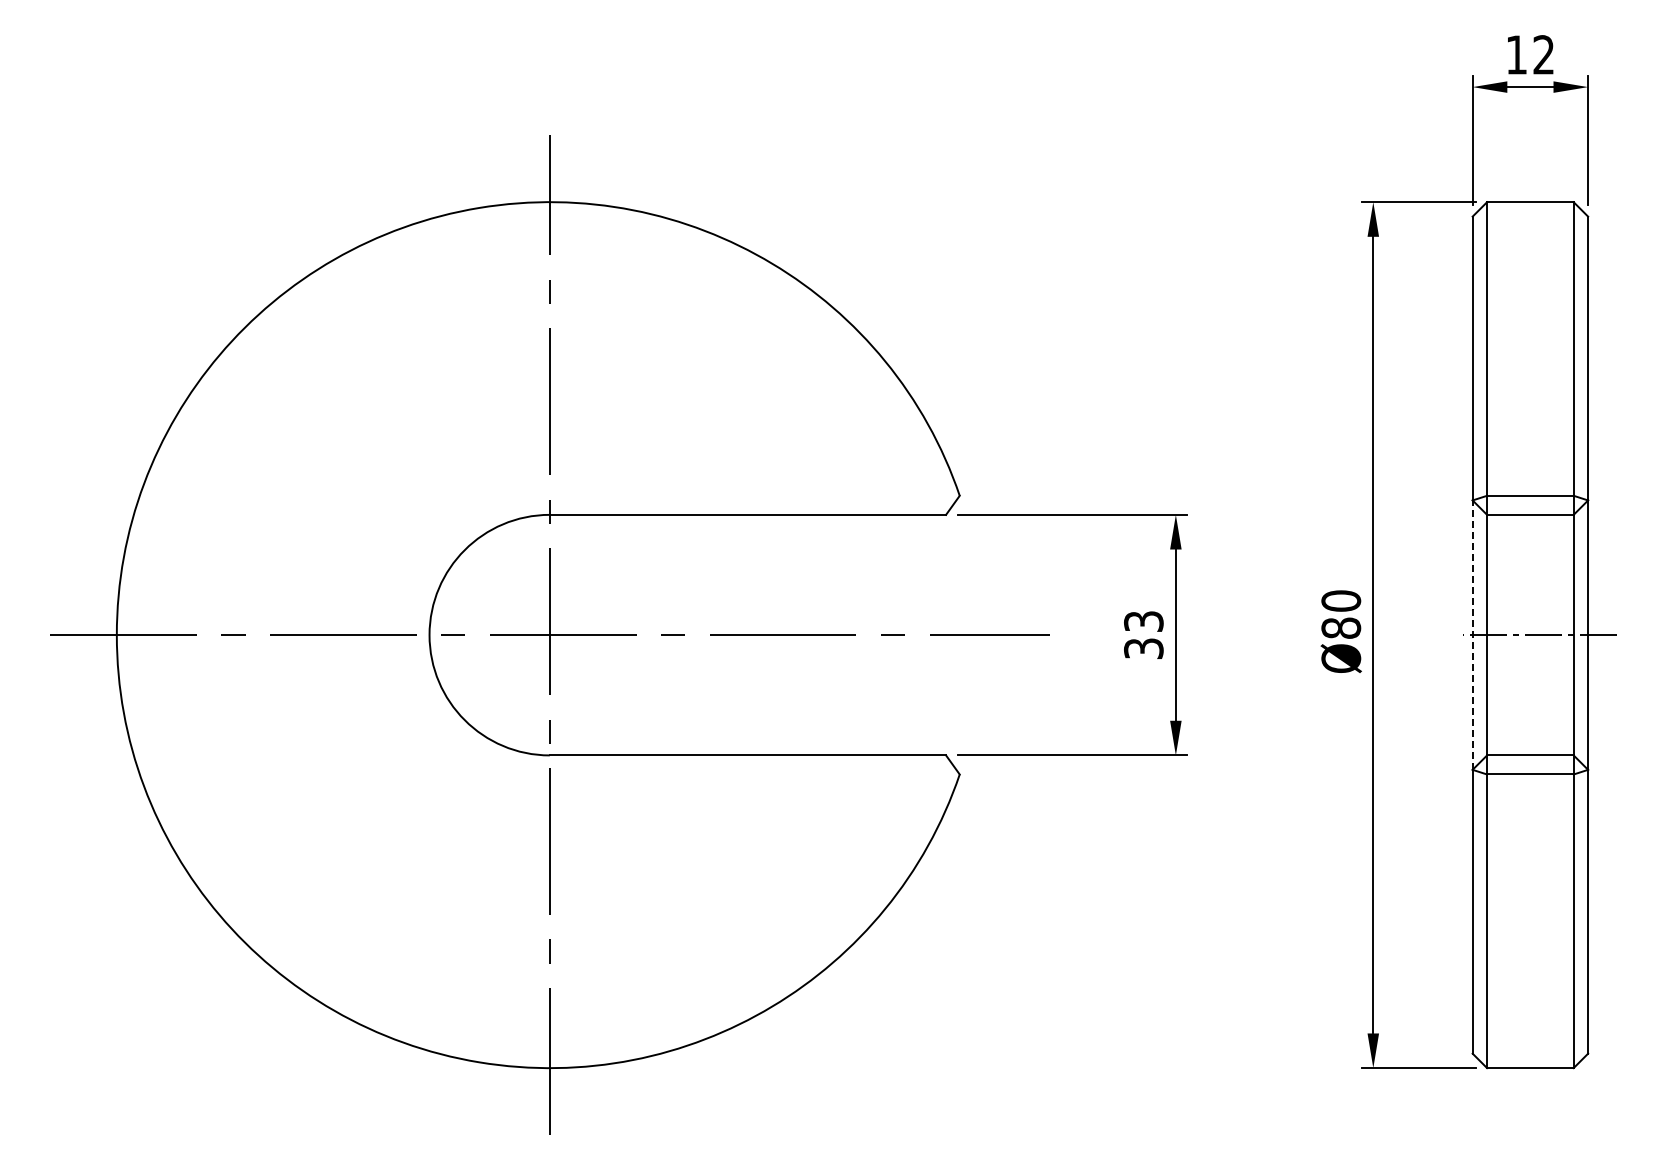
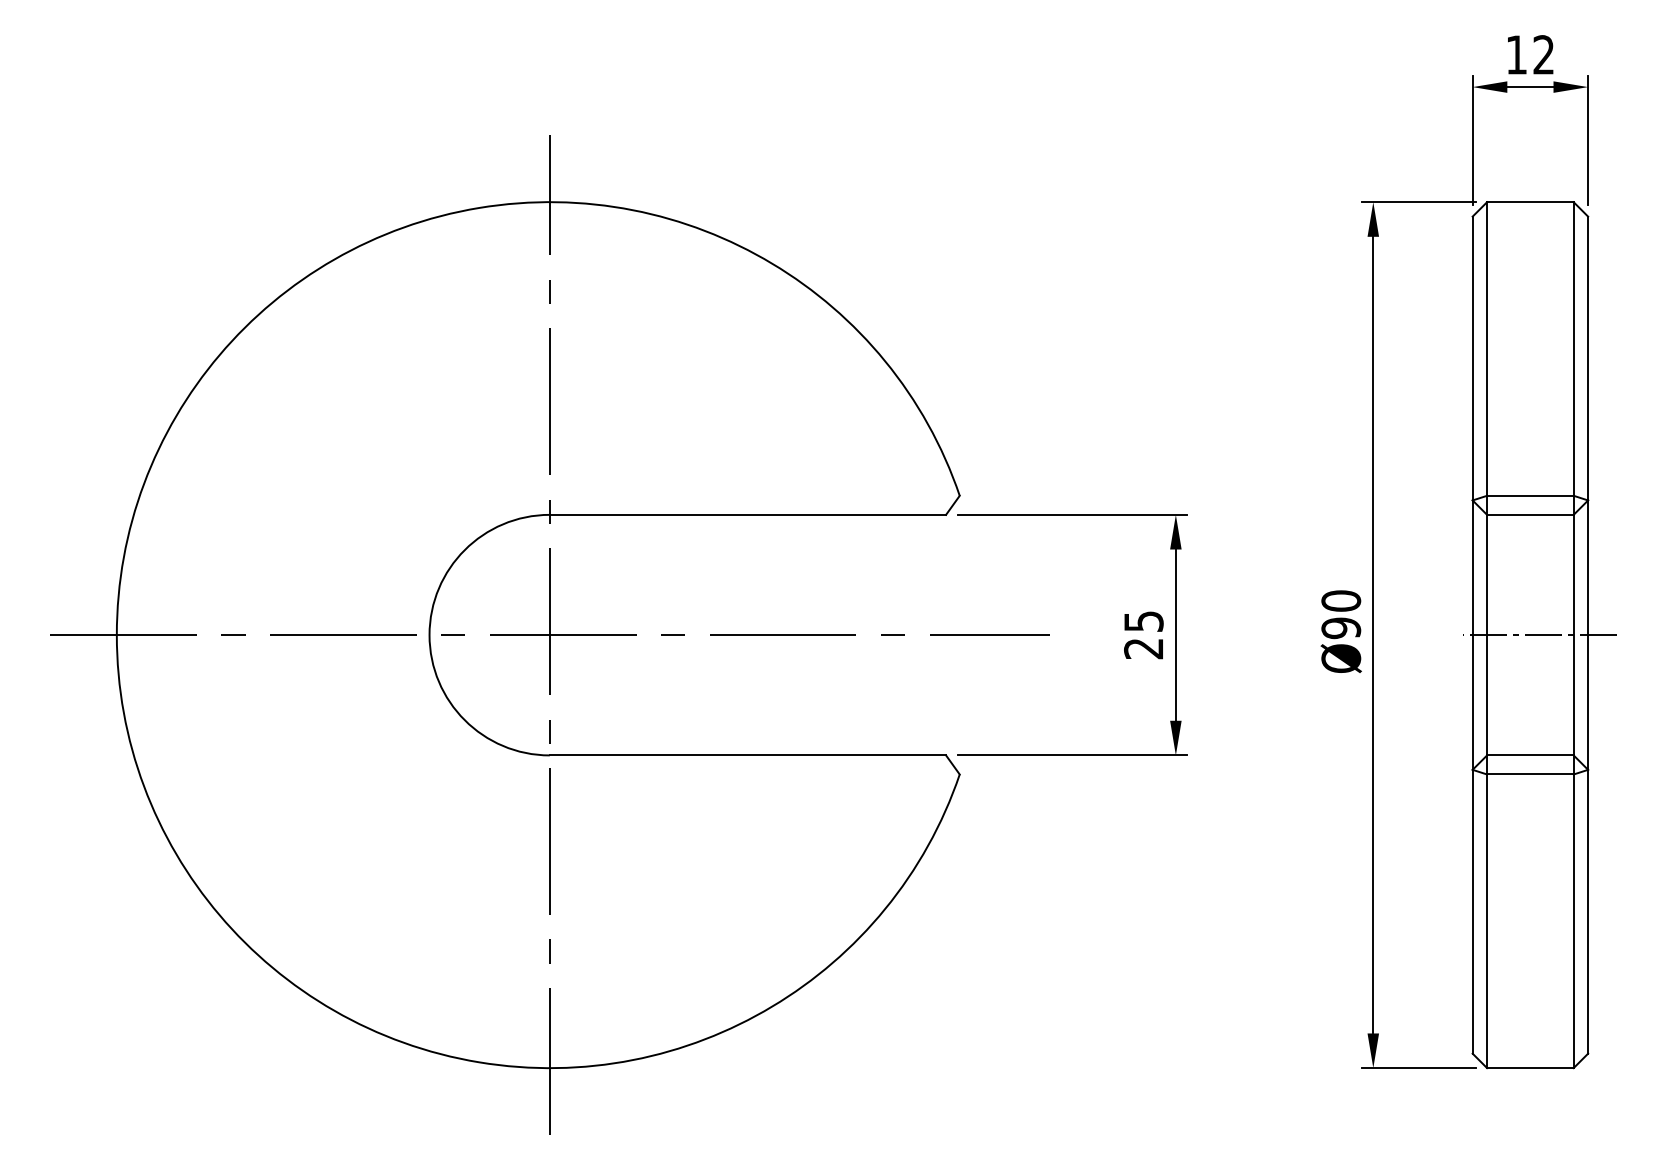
text: Ø80 -> Ø90 (1341, 628)
text: 33 -> 25 (1143, 635)
line: dashed -> solid (1472, 635)
